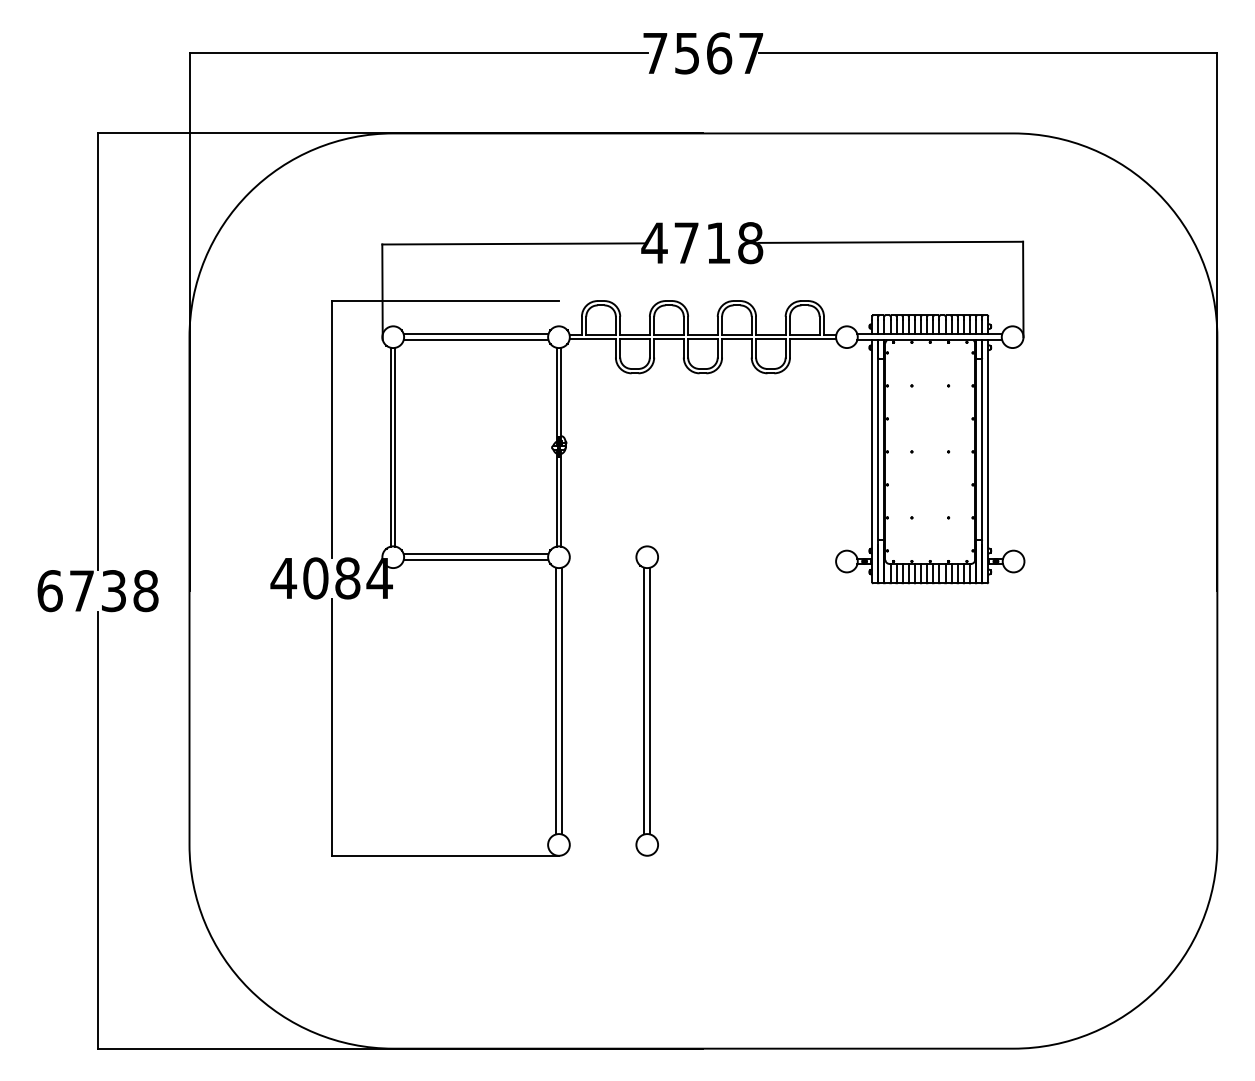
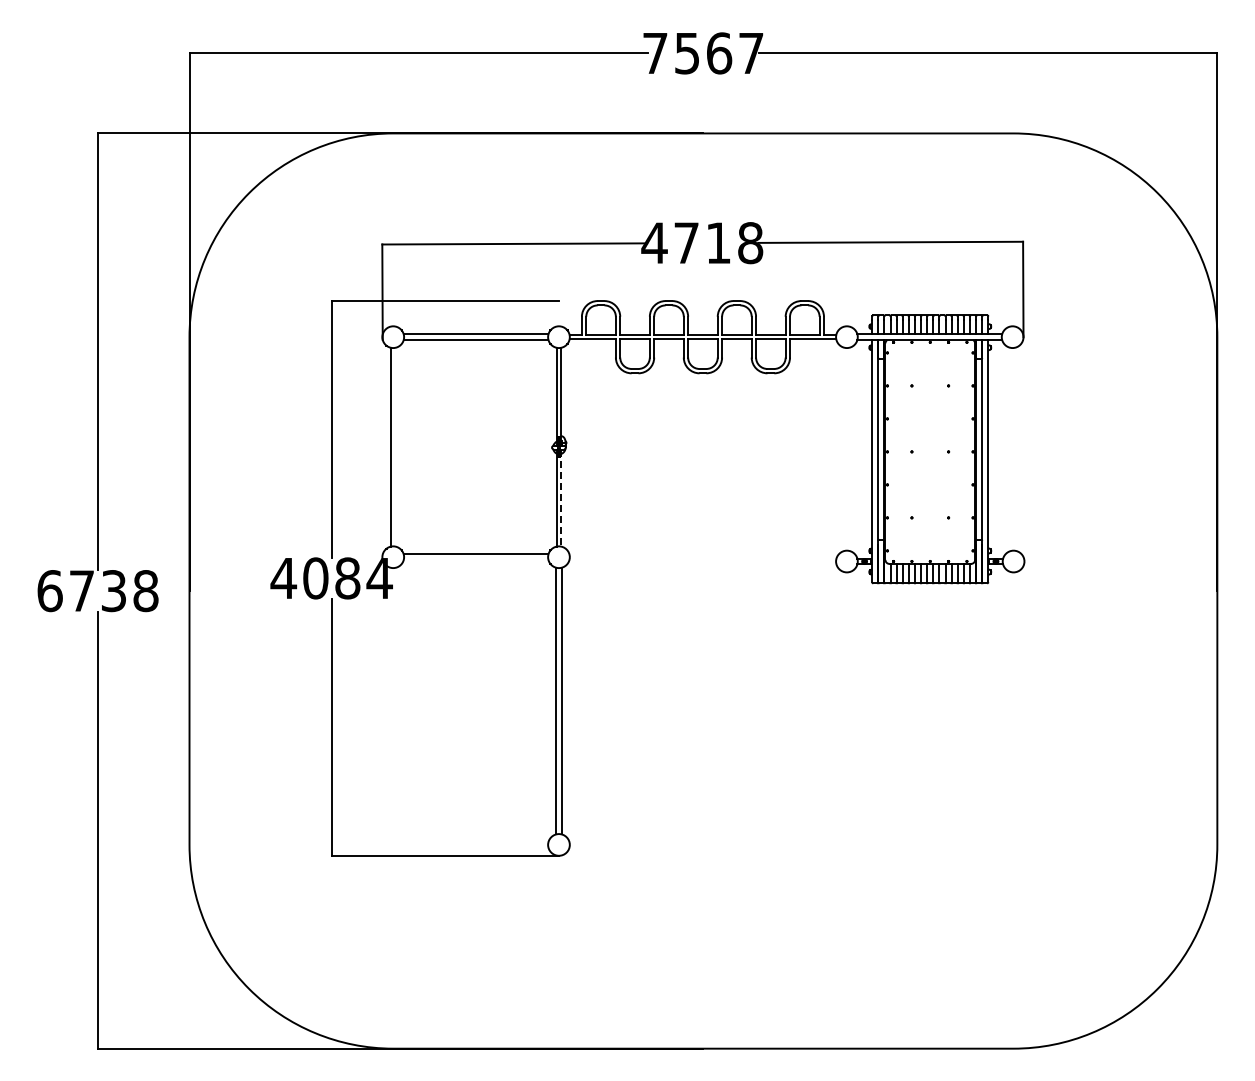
line: present -> none (395, 446)
line: solid -> dashed (561, 498)
line: present -> none (475, 560)
part: present -> none (646, 700)
